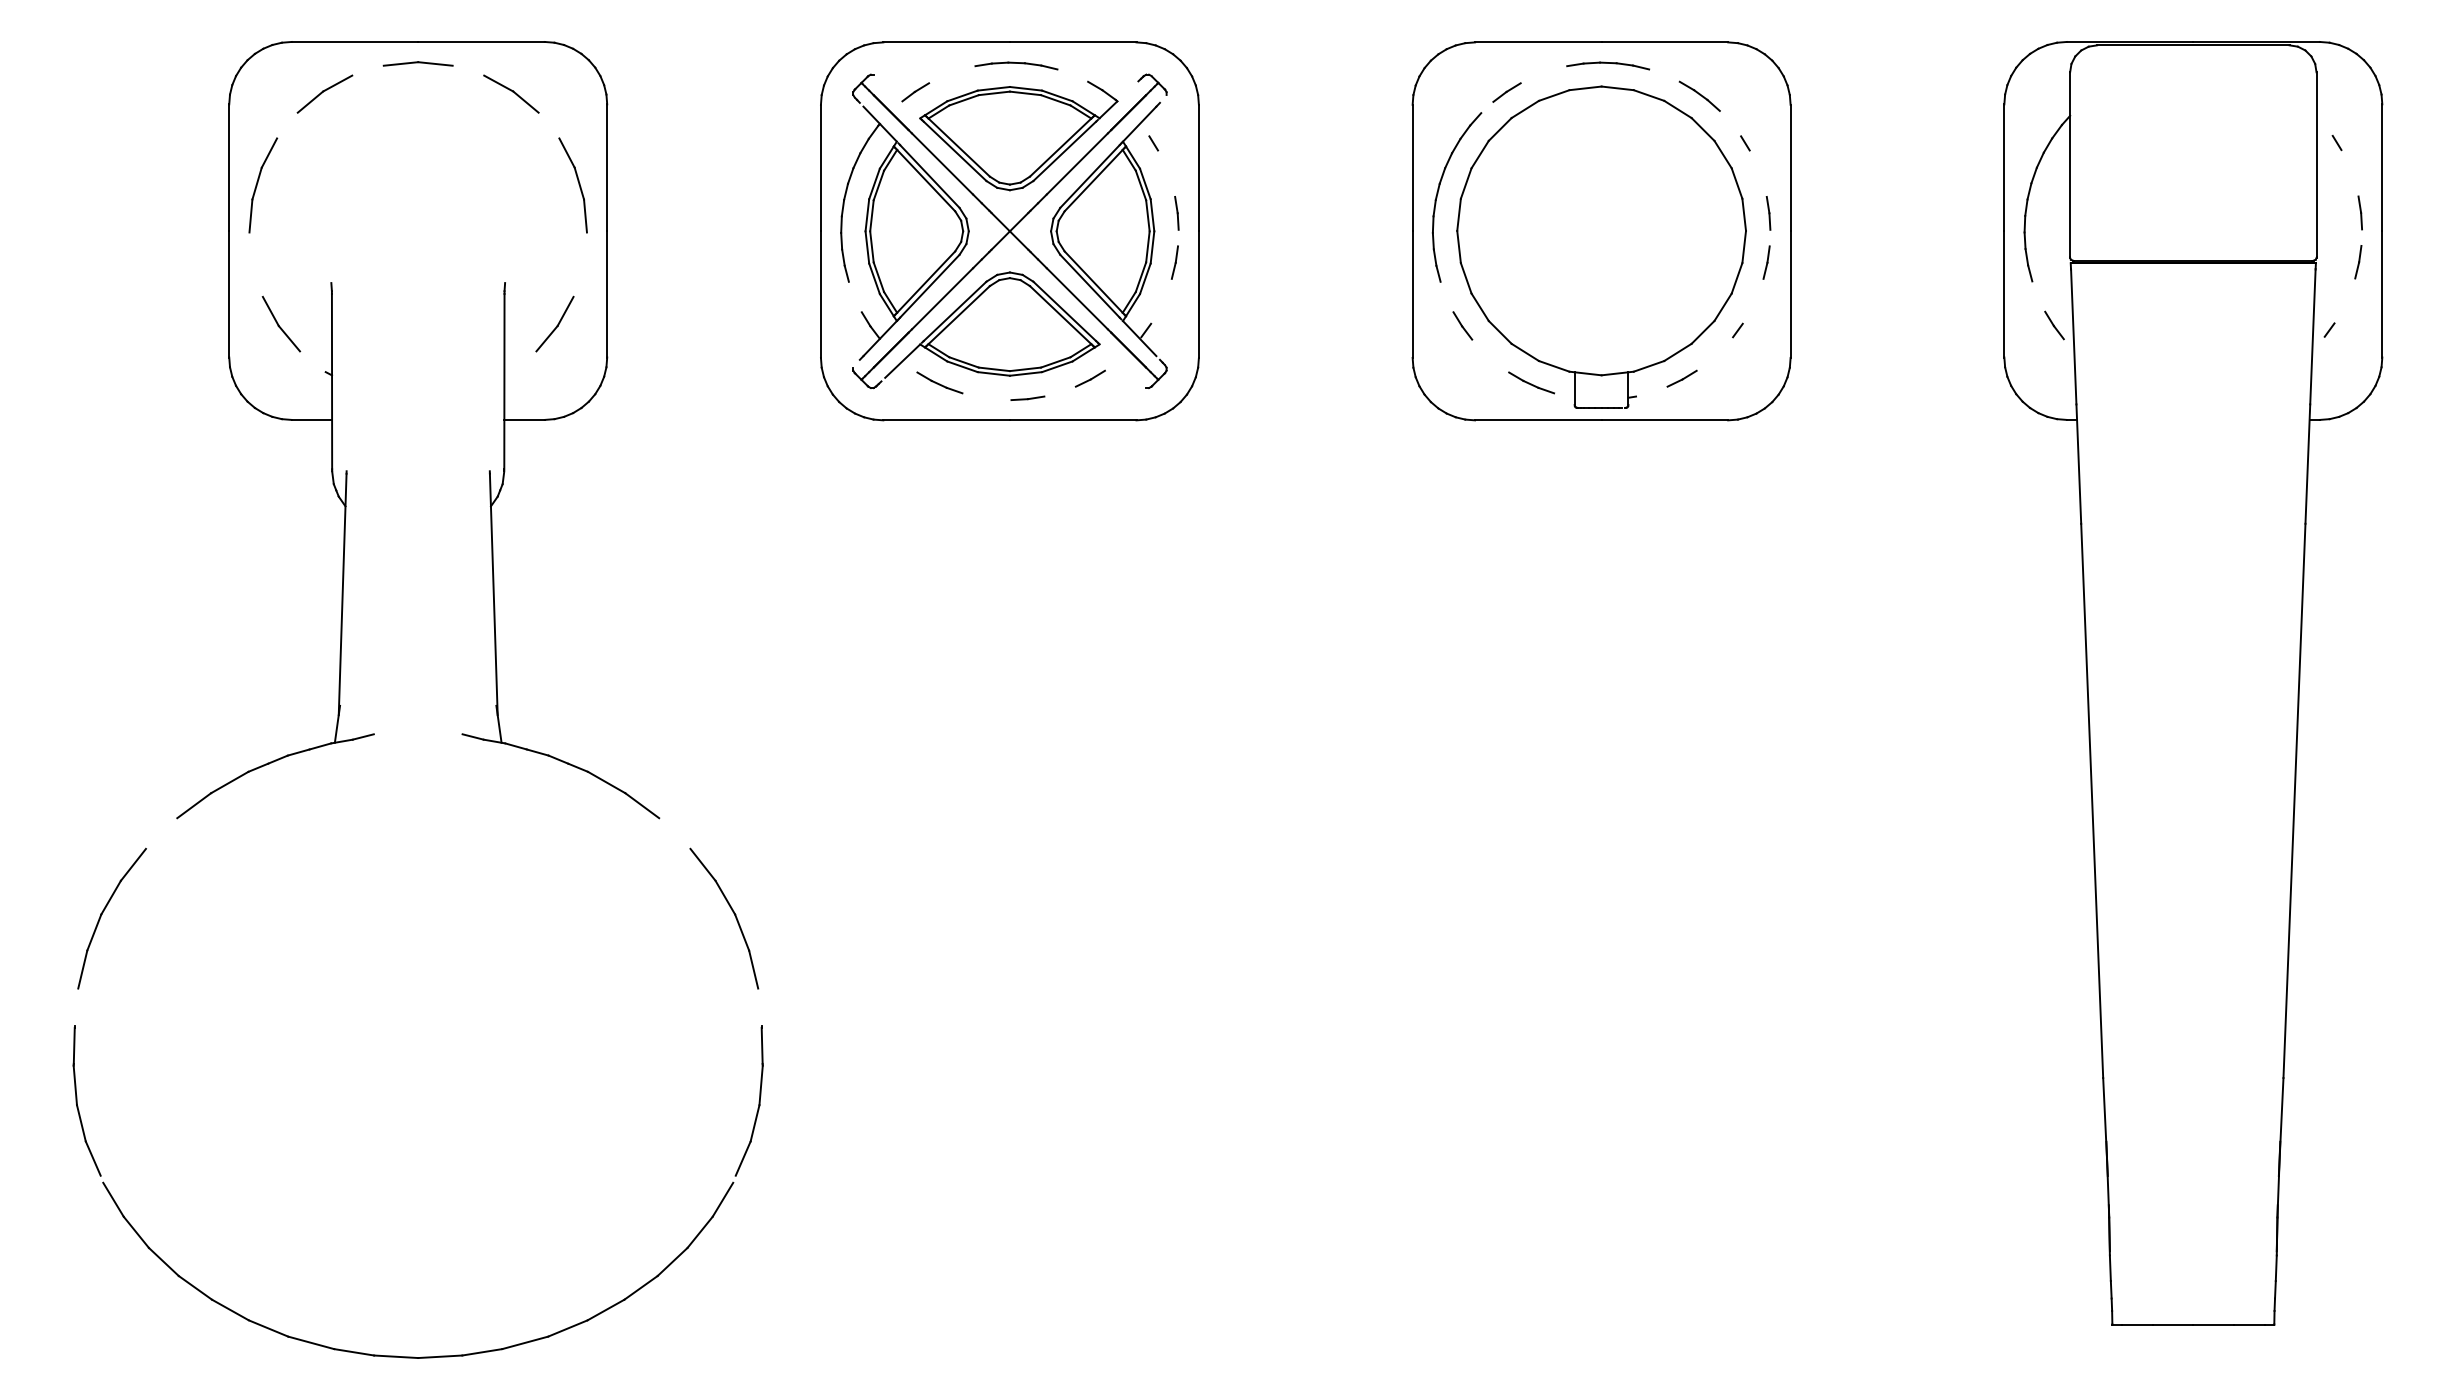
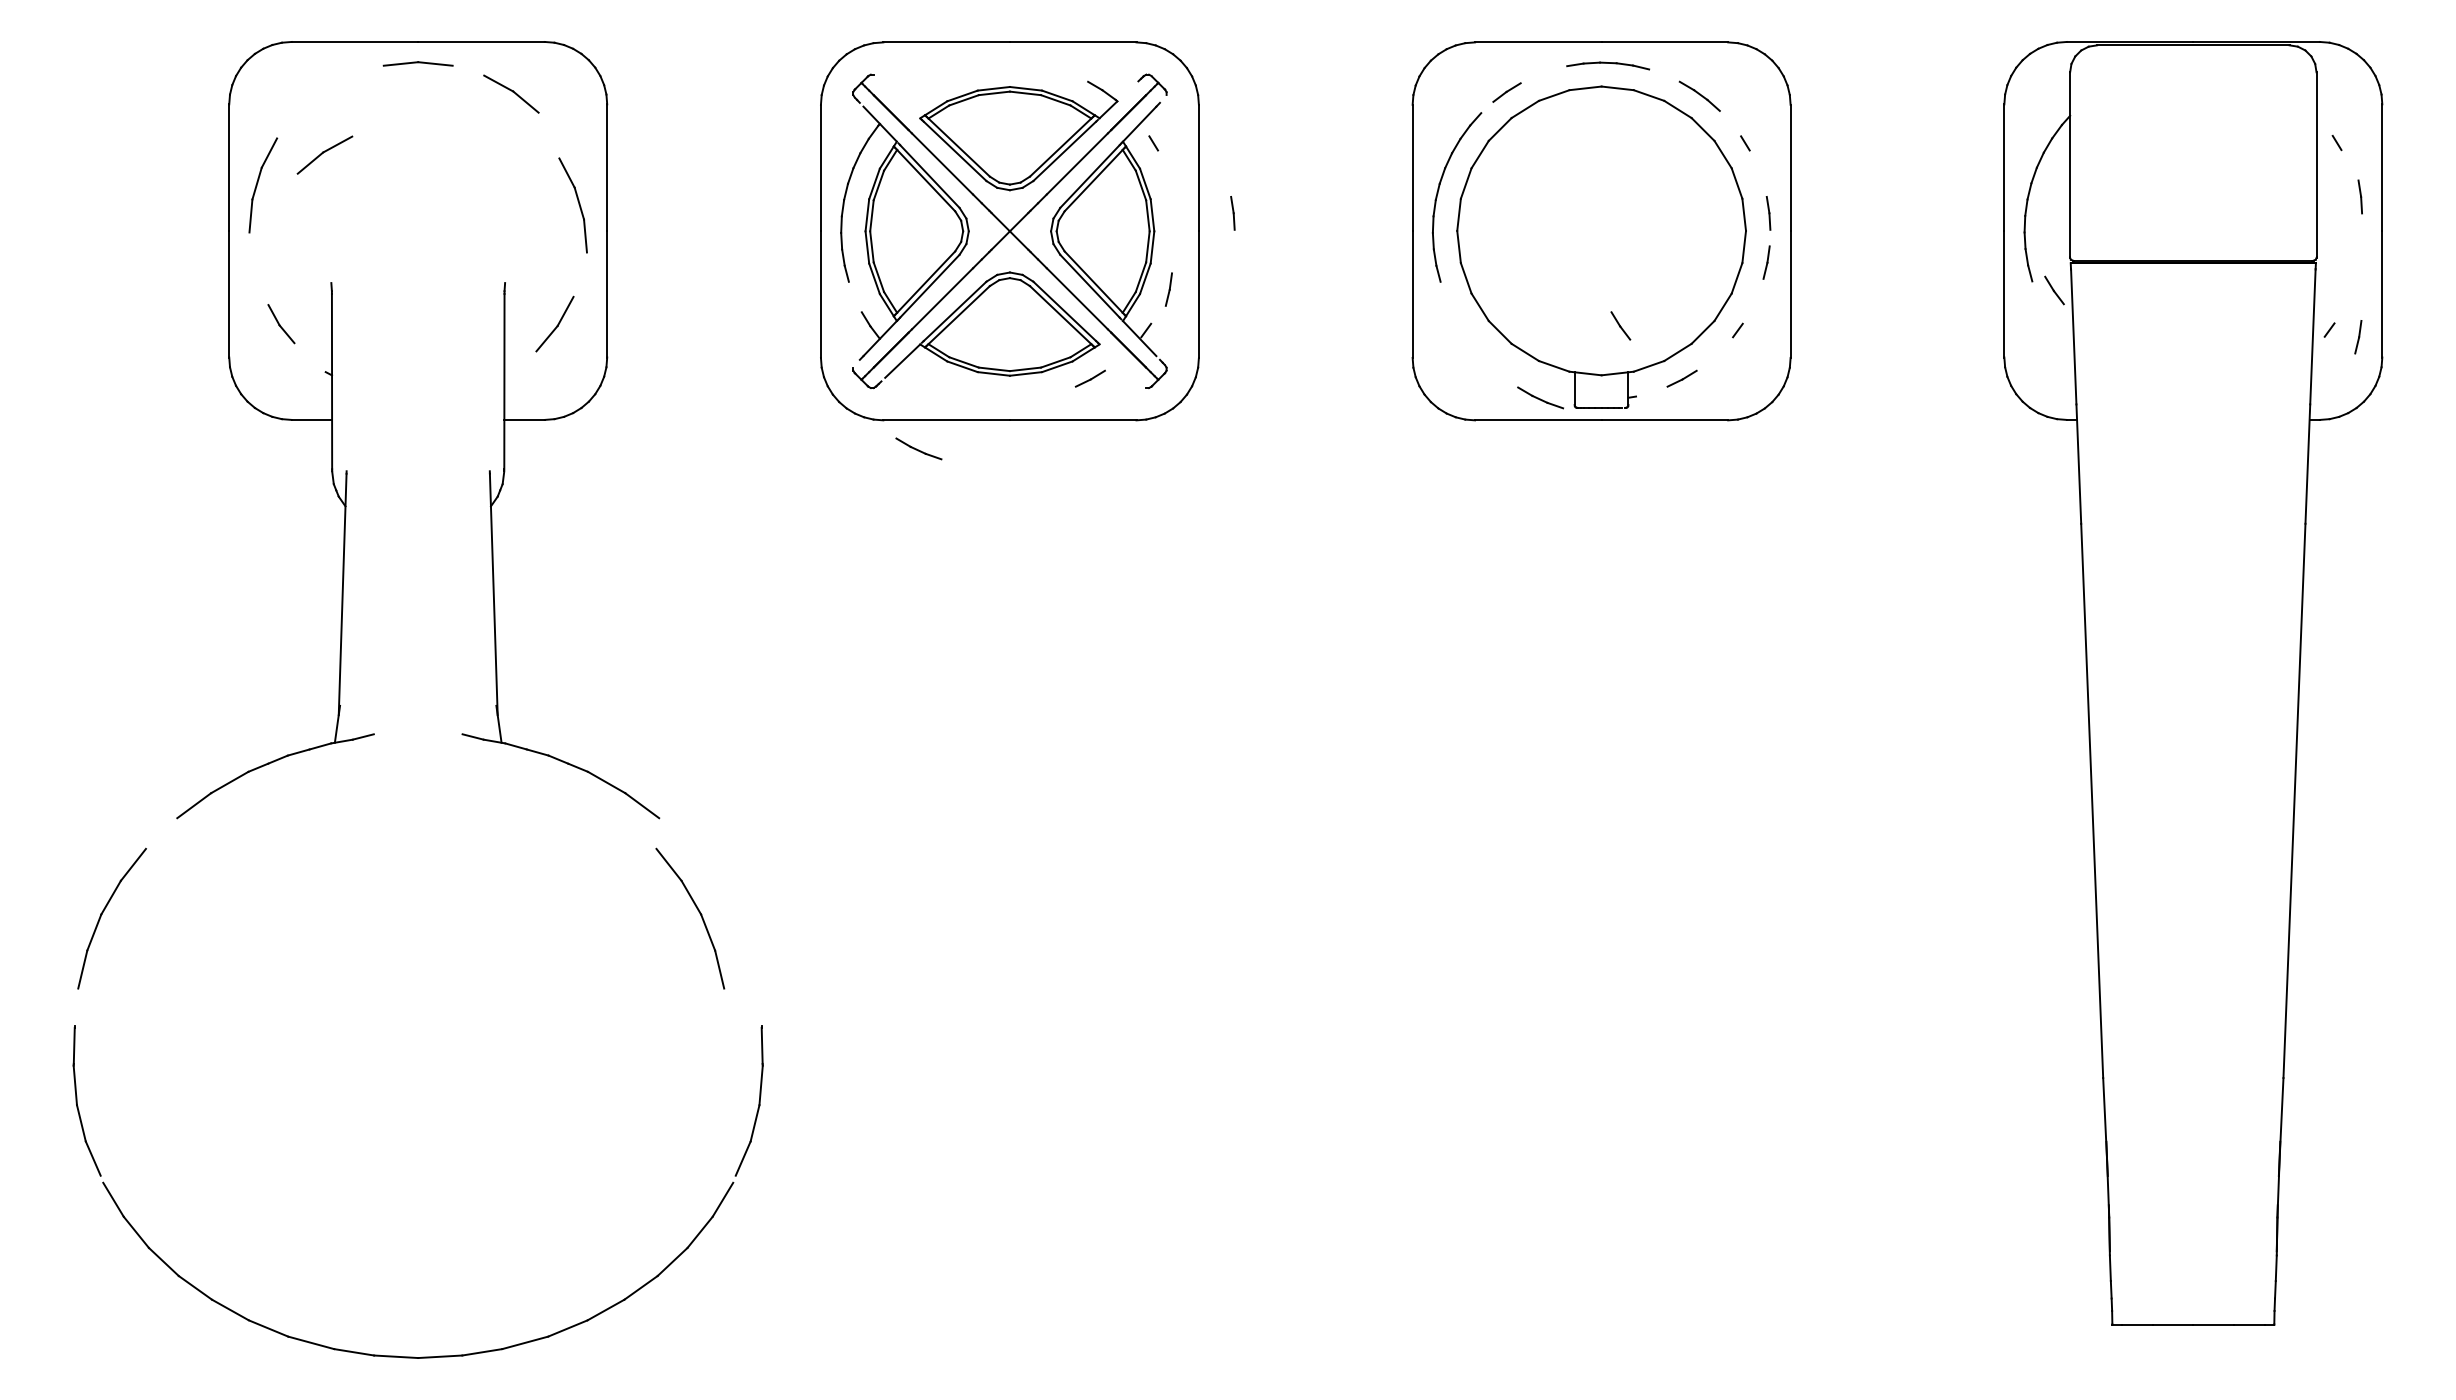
part: present -> none (1016, 65)
line: present -> none (915, 92)
part position: (324, 93) -> (324, 154) (324, 154)
part position: (578, 184) -> (578, 204) (578, 204)
line position: (2360, 212) -> (2360, 196) (2360, 196)
line position: (1176, 213) -> (1232, 213) (1232, 213)
line position: (1174, 262) -> (1168, 289) (1168, 289)
line position: (2358, 262) -> (2358, 337) (2358, 337)
part size: 41x58 px -> 29x41 px (281, 324)
line position: (1462, 325) -> (1620, 325) (1620, 325)
line position: (2054, 325) -> (2054, 290) (2054, 290)
part position: (939, 382) -> (918, 448) (918, 448)
part position: (1531, 382) -> (1540, 397) (1540, 397)
line: present -> none (1027, 398)
part position: (732, 912) -> (698, 912) (698, 912)
